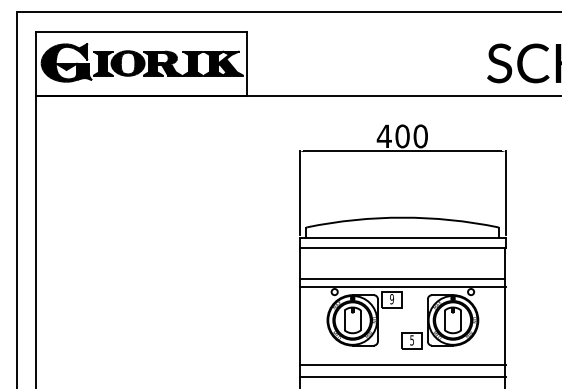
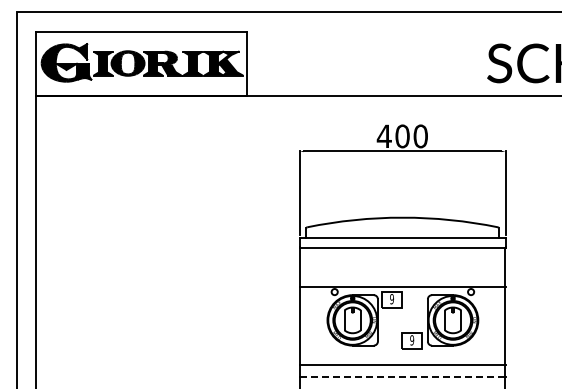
line: present -> none (402, 278)
text: 5 -> 9 (412, 340)
line: solid -> dashed (402, 376)
